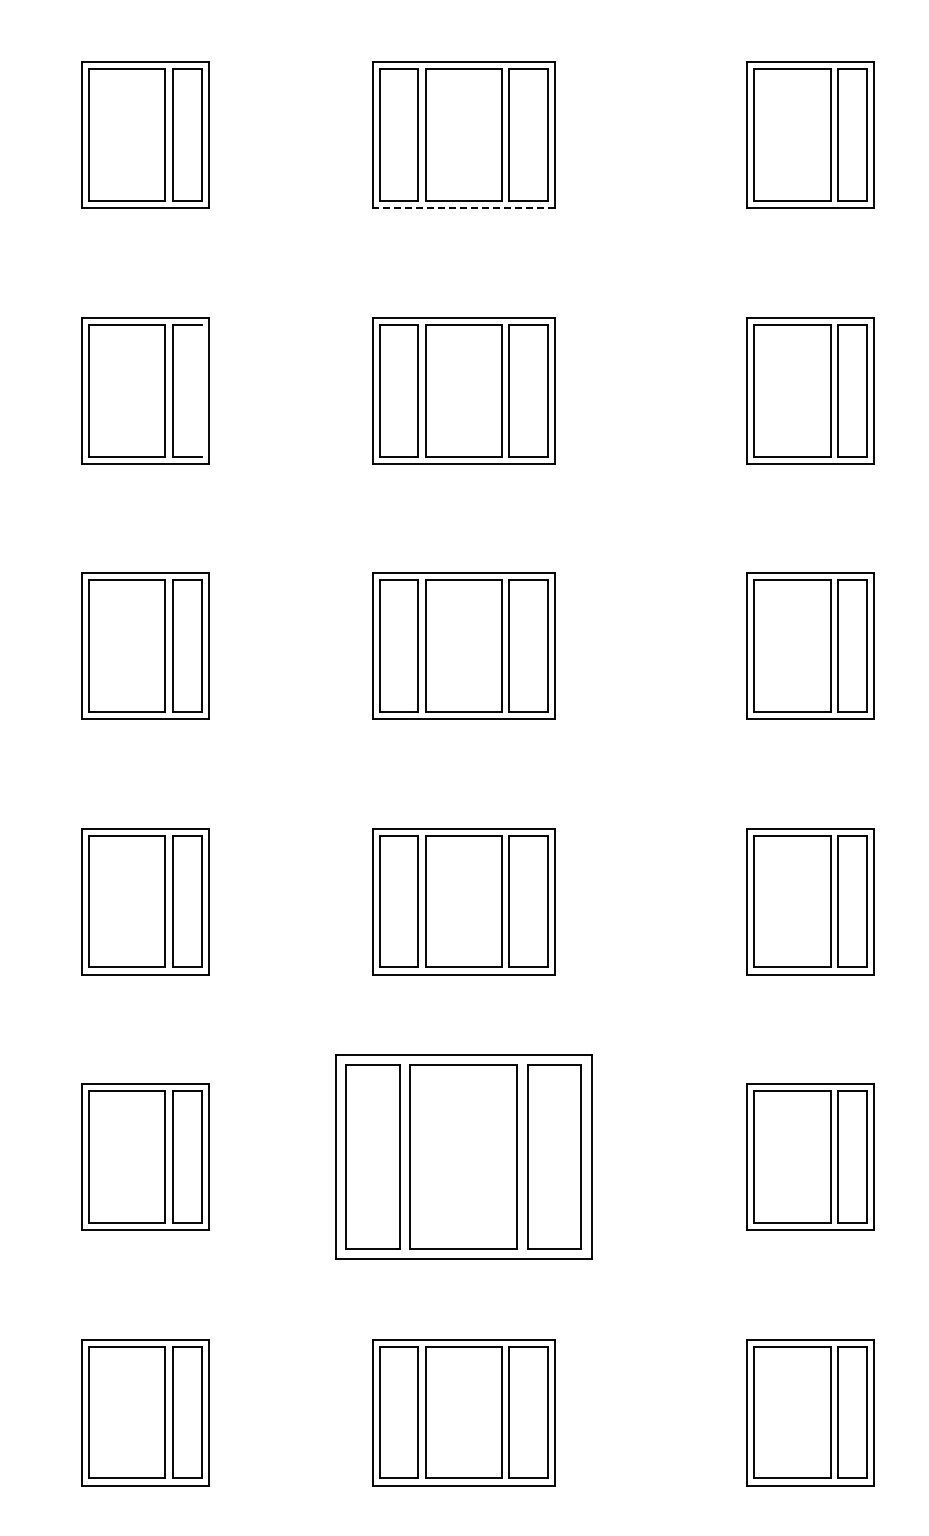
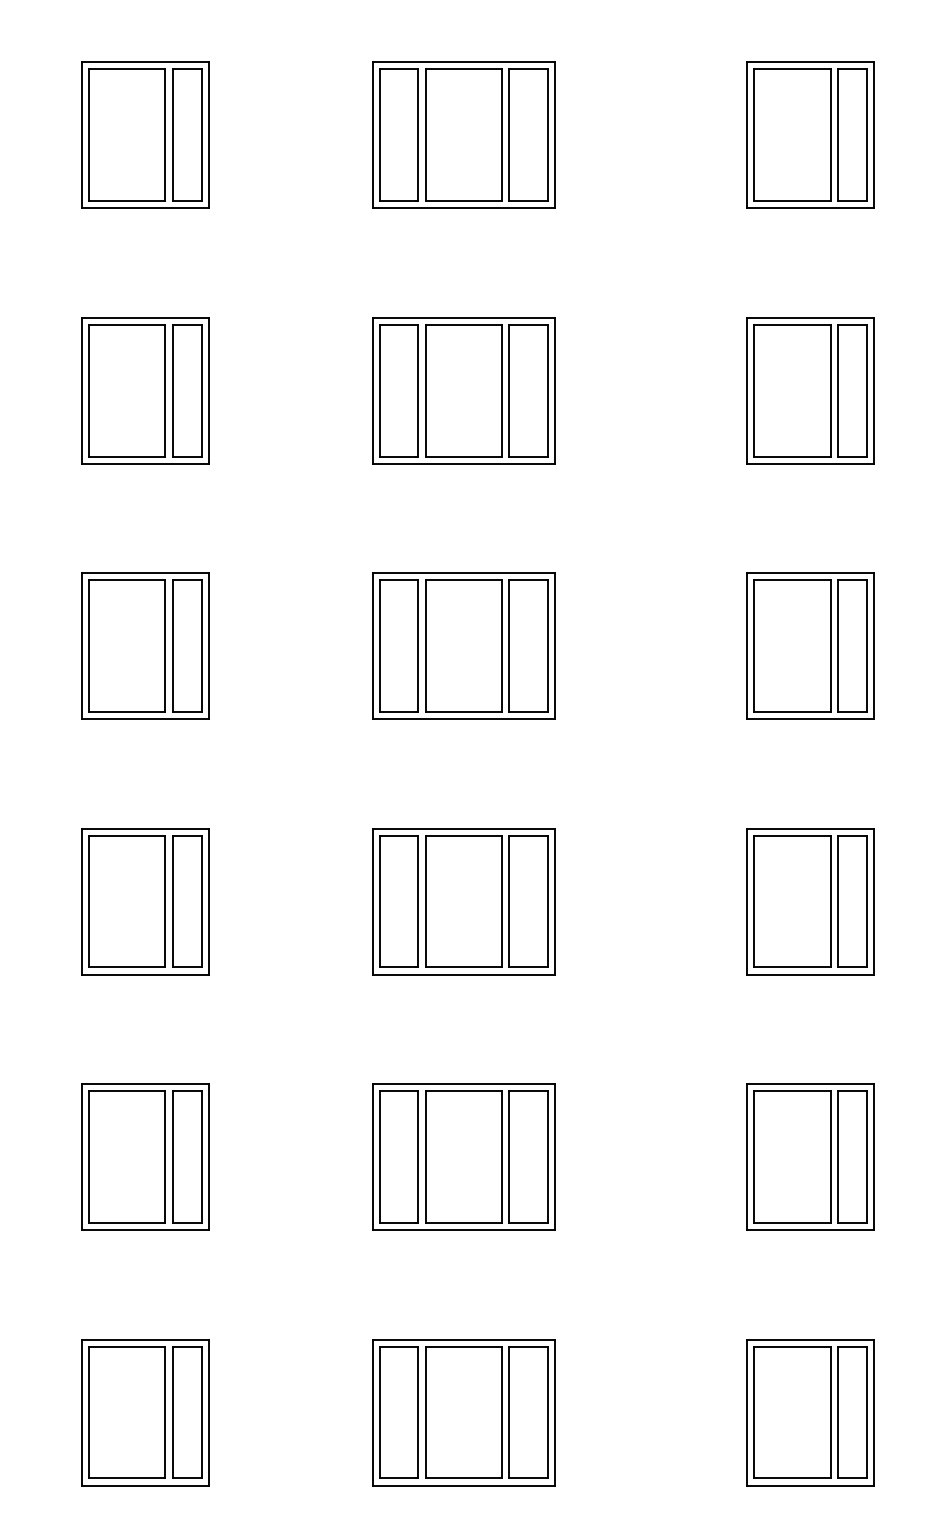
line: dashed -> solid (463, 208)
line: none -> present (201, 390)
part size: 258x206 px -> 184x148 px (463, 1156)
